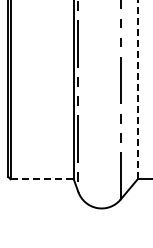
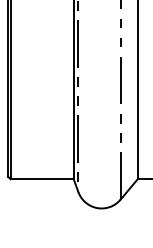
line: dashed -> solid (137, 89)
line: dashed -> solid (42, 179)
